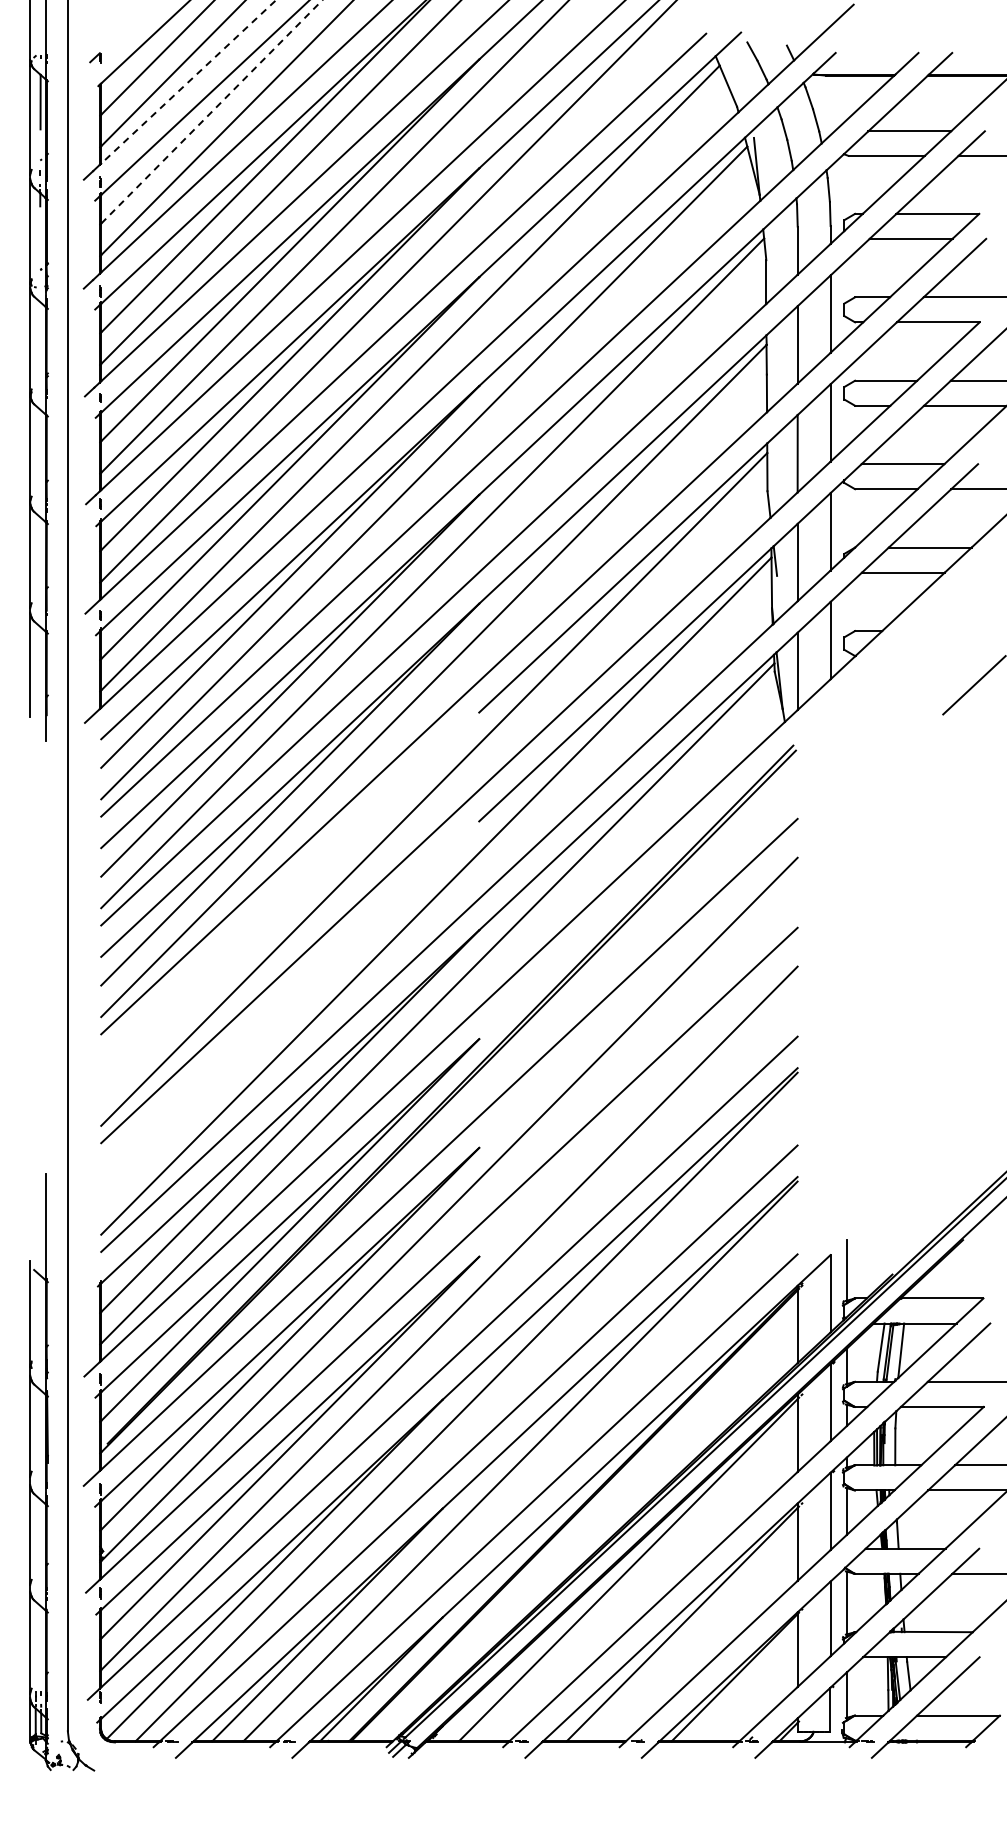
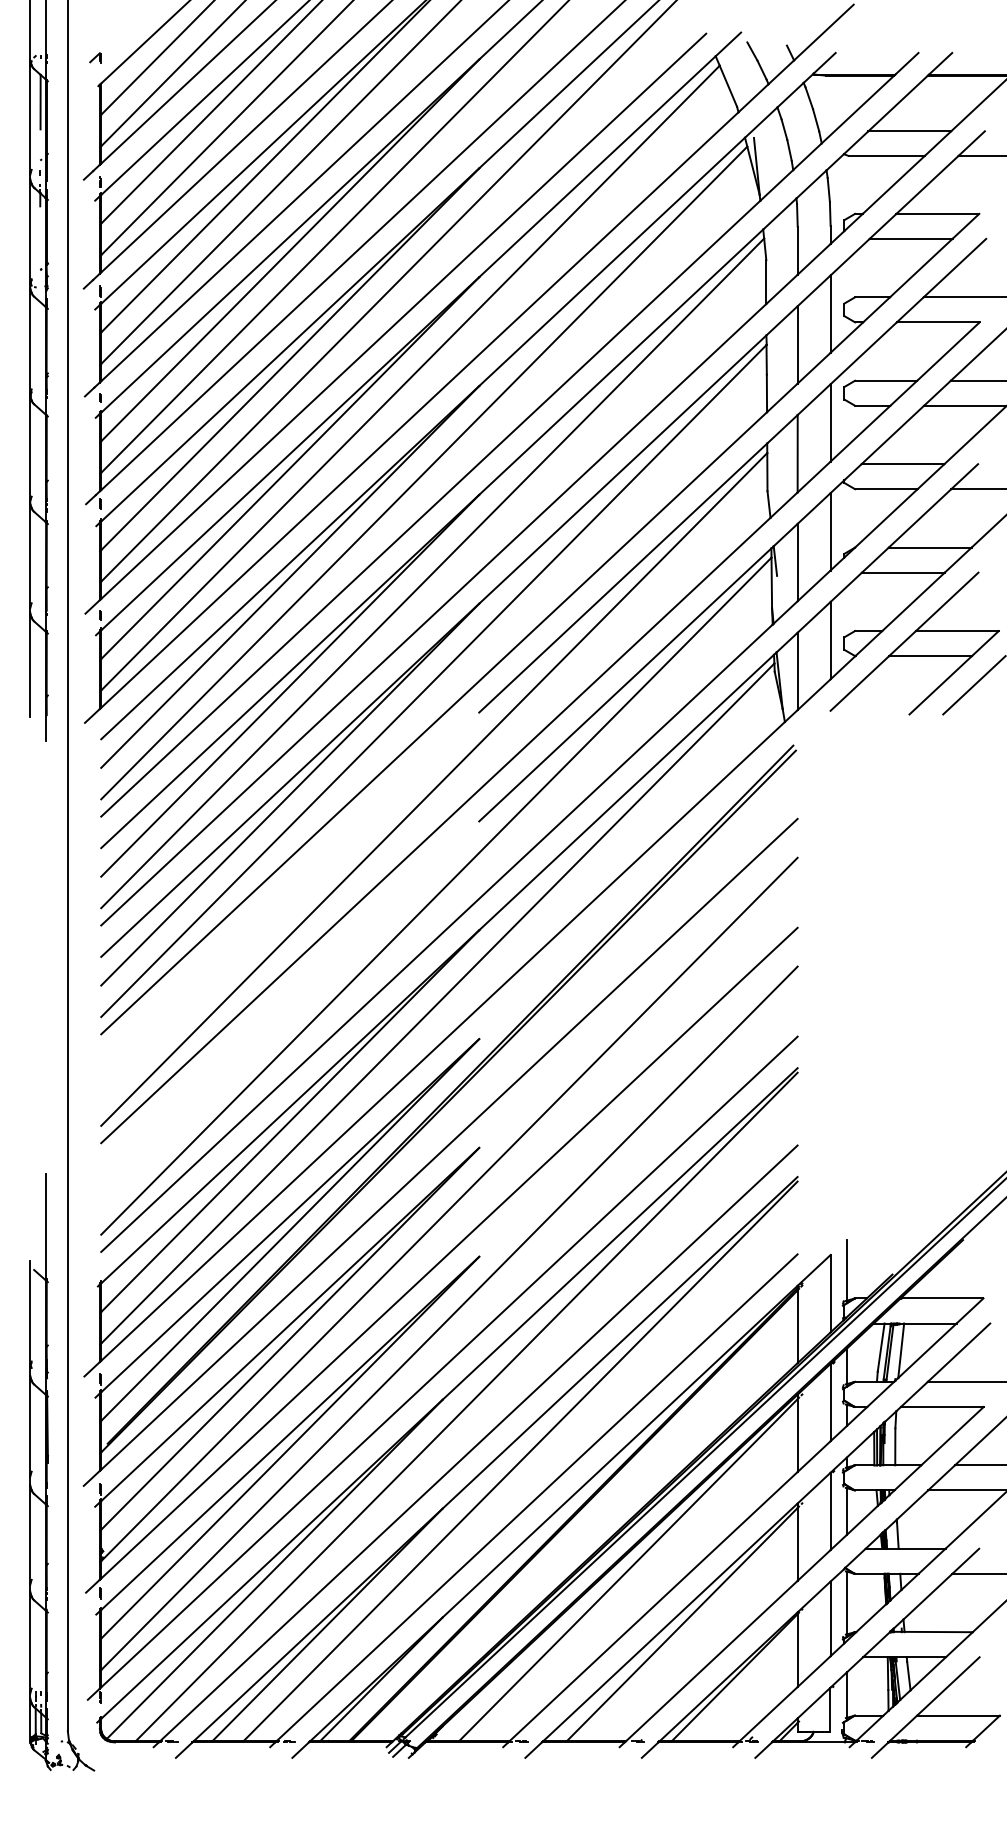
line: dashed -> solid (188, 82)
line: dashed -> solid (212, 111)
part: none -> present (914, 643)
